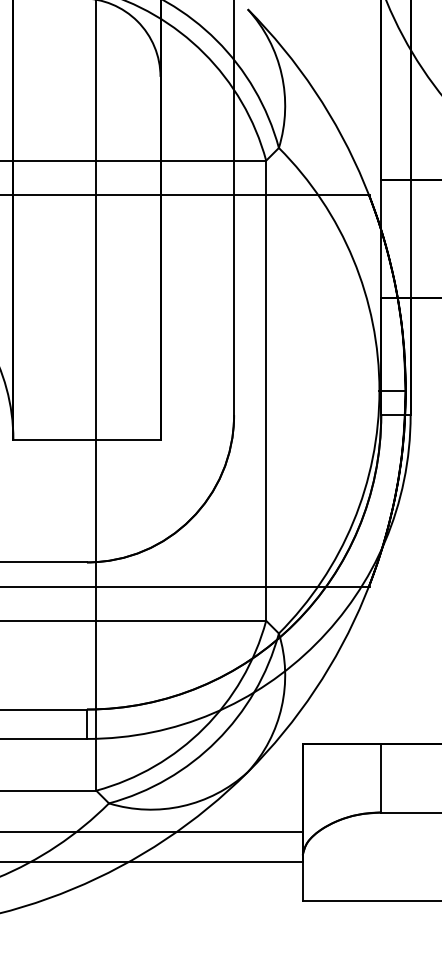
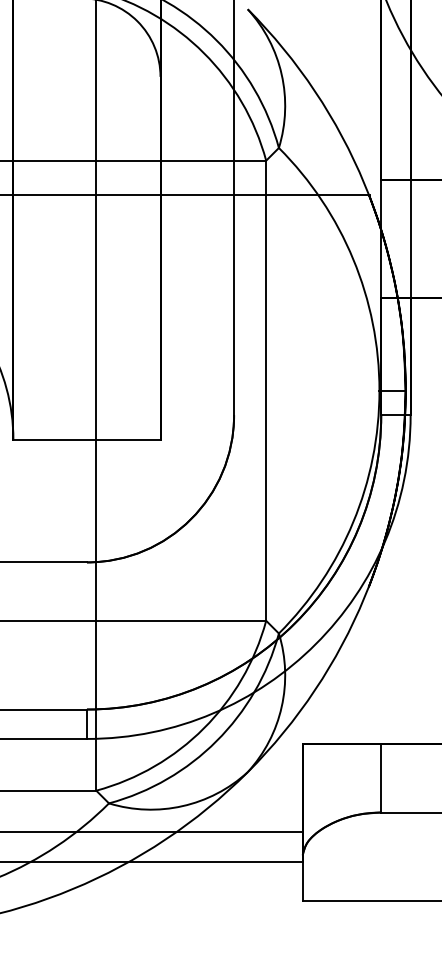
line: present -> none (185, 586)
